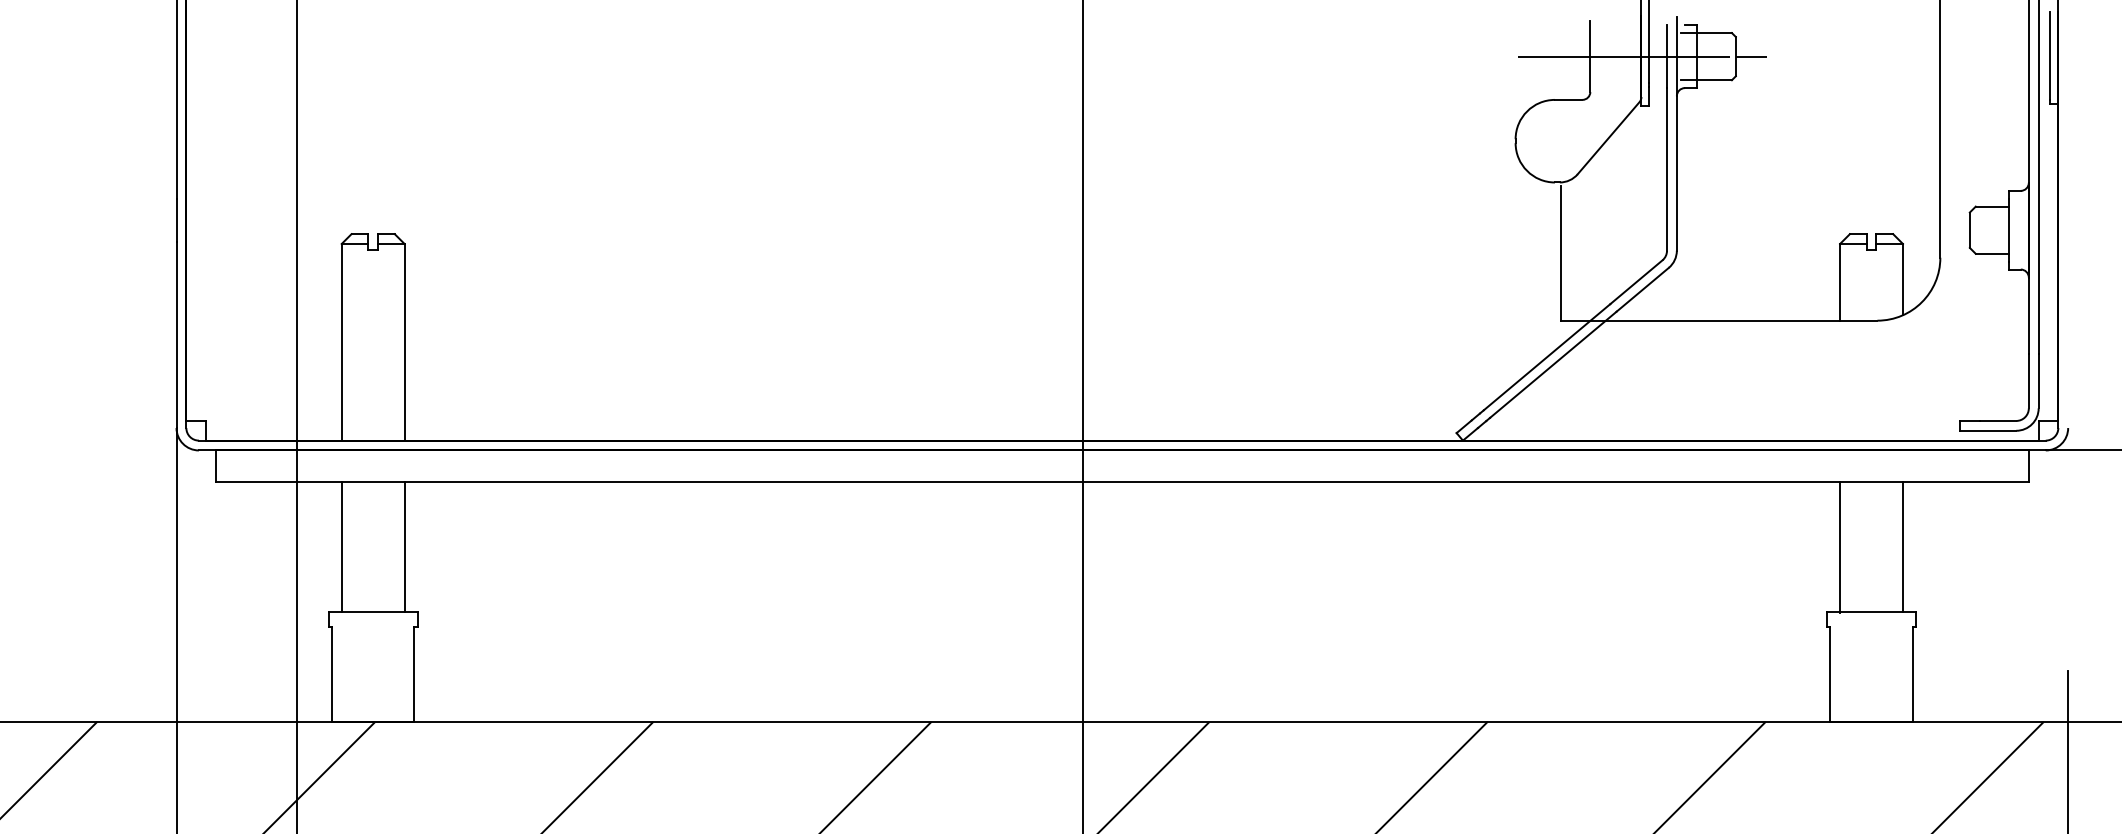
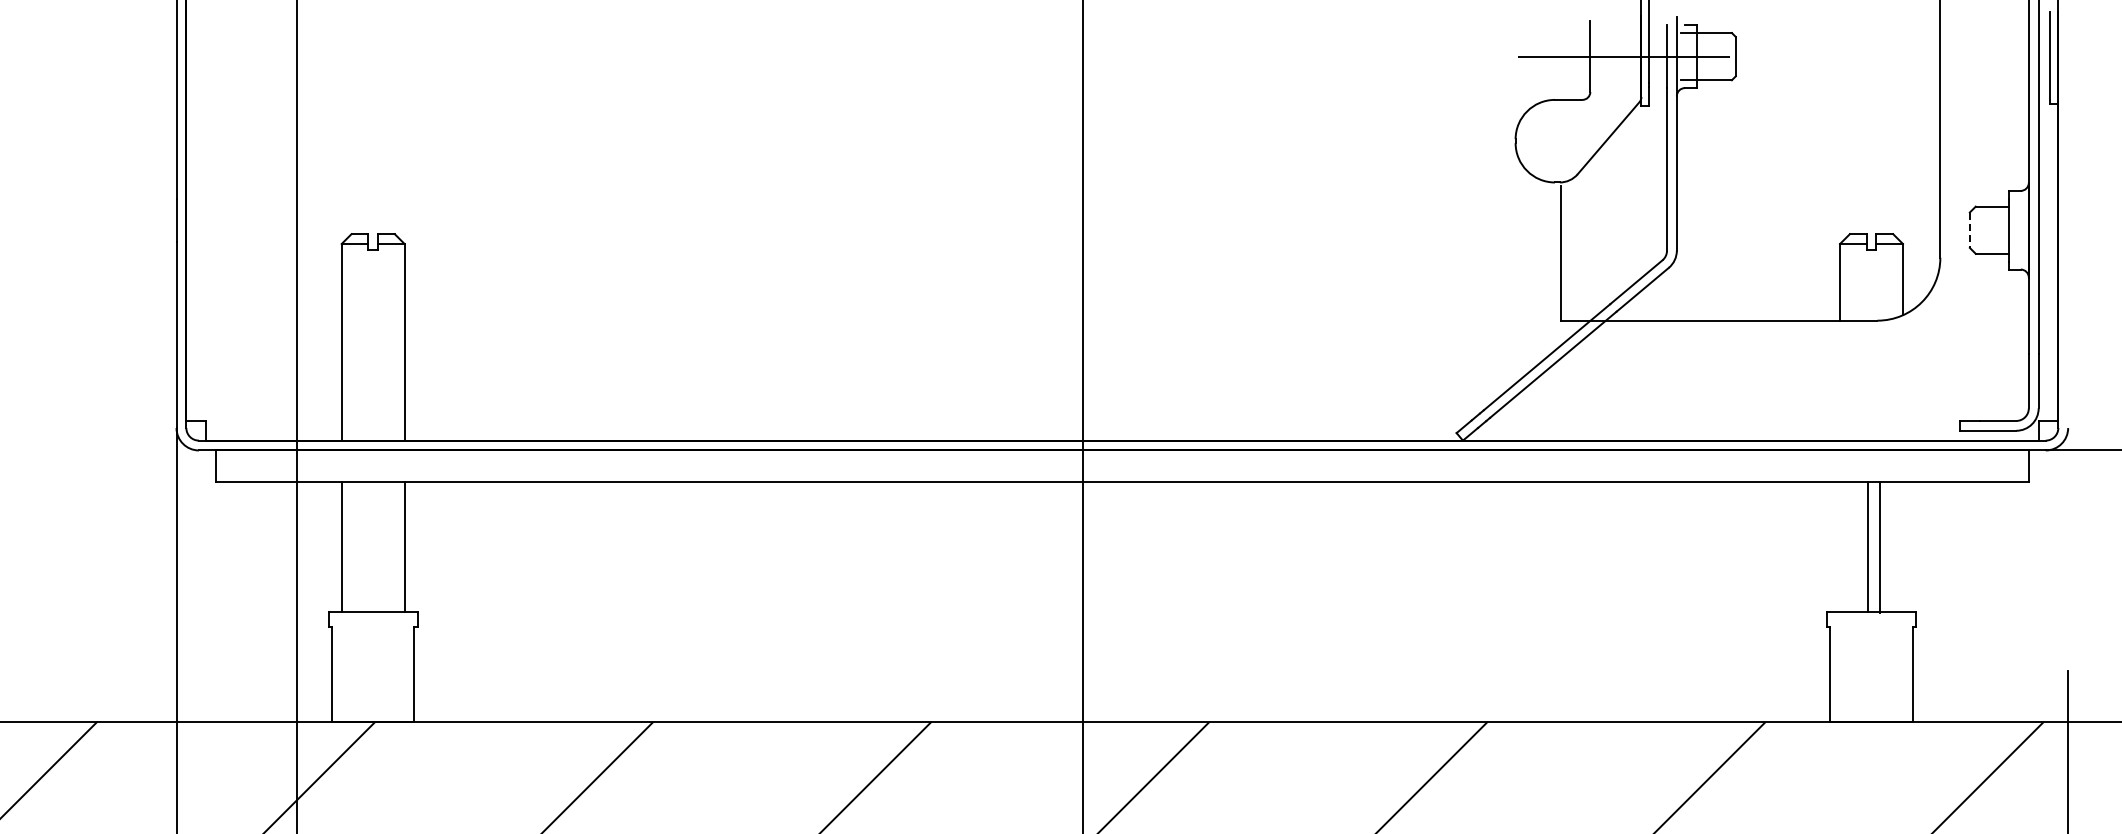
line: present -> none (1751, 56)
line: solid -> dashed (1969, 230)
line position: (1840, 546) -> (1880, 546) (1880, 546)
line position: (1902, 546) -> (1867, 546) (1867, 546)
